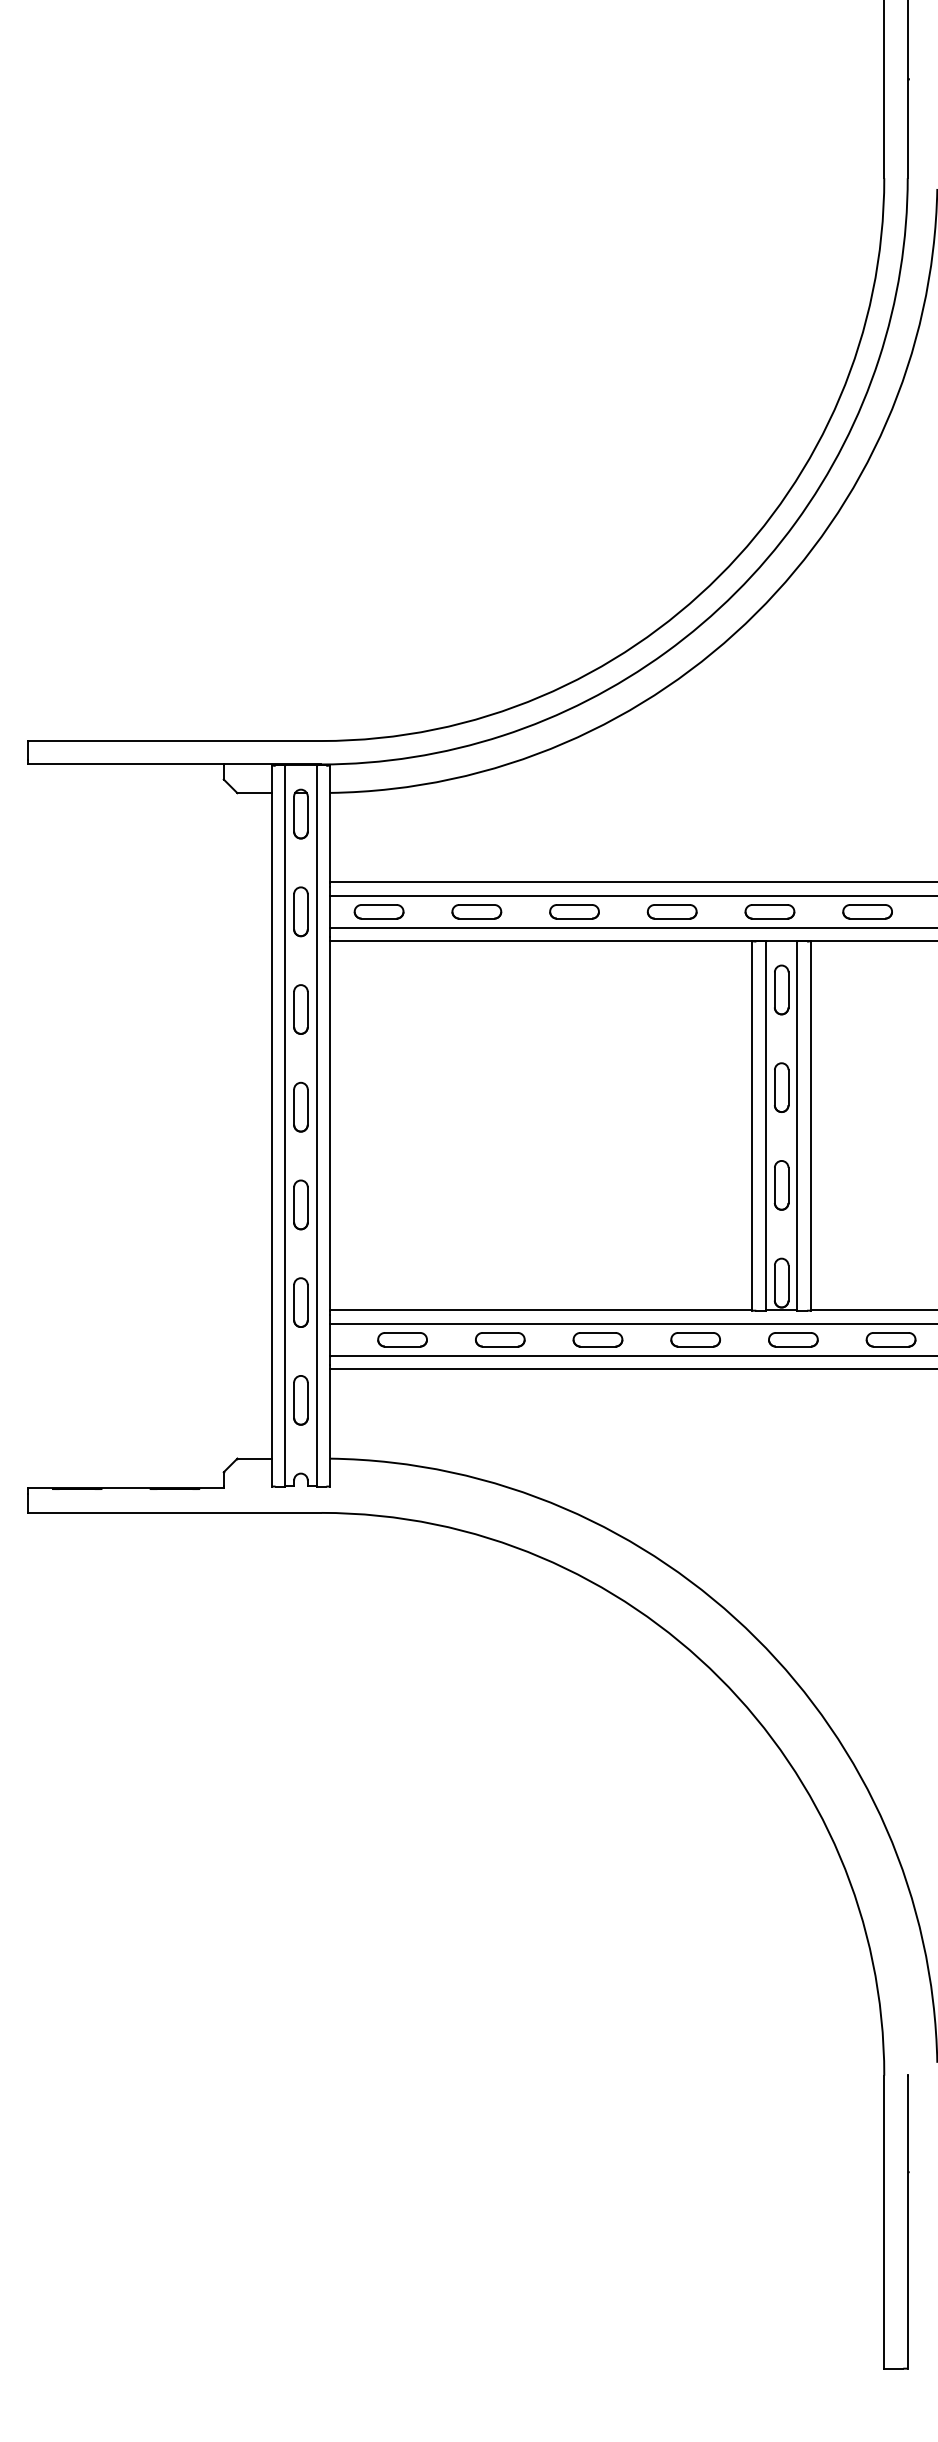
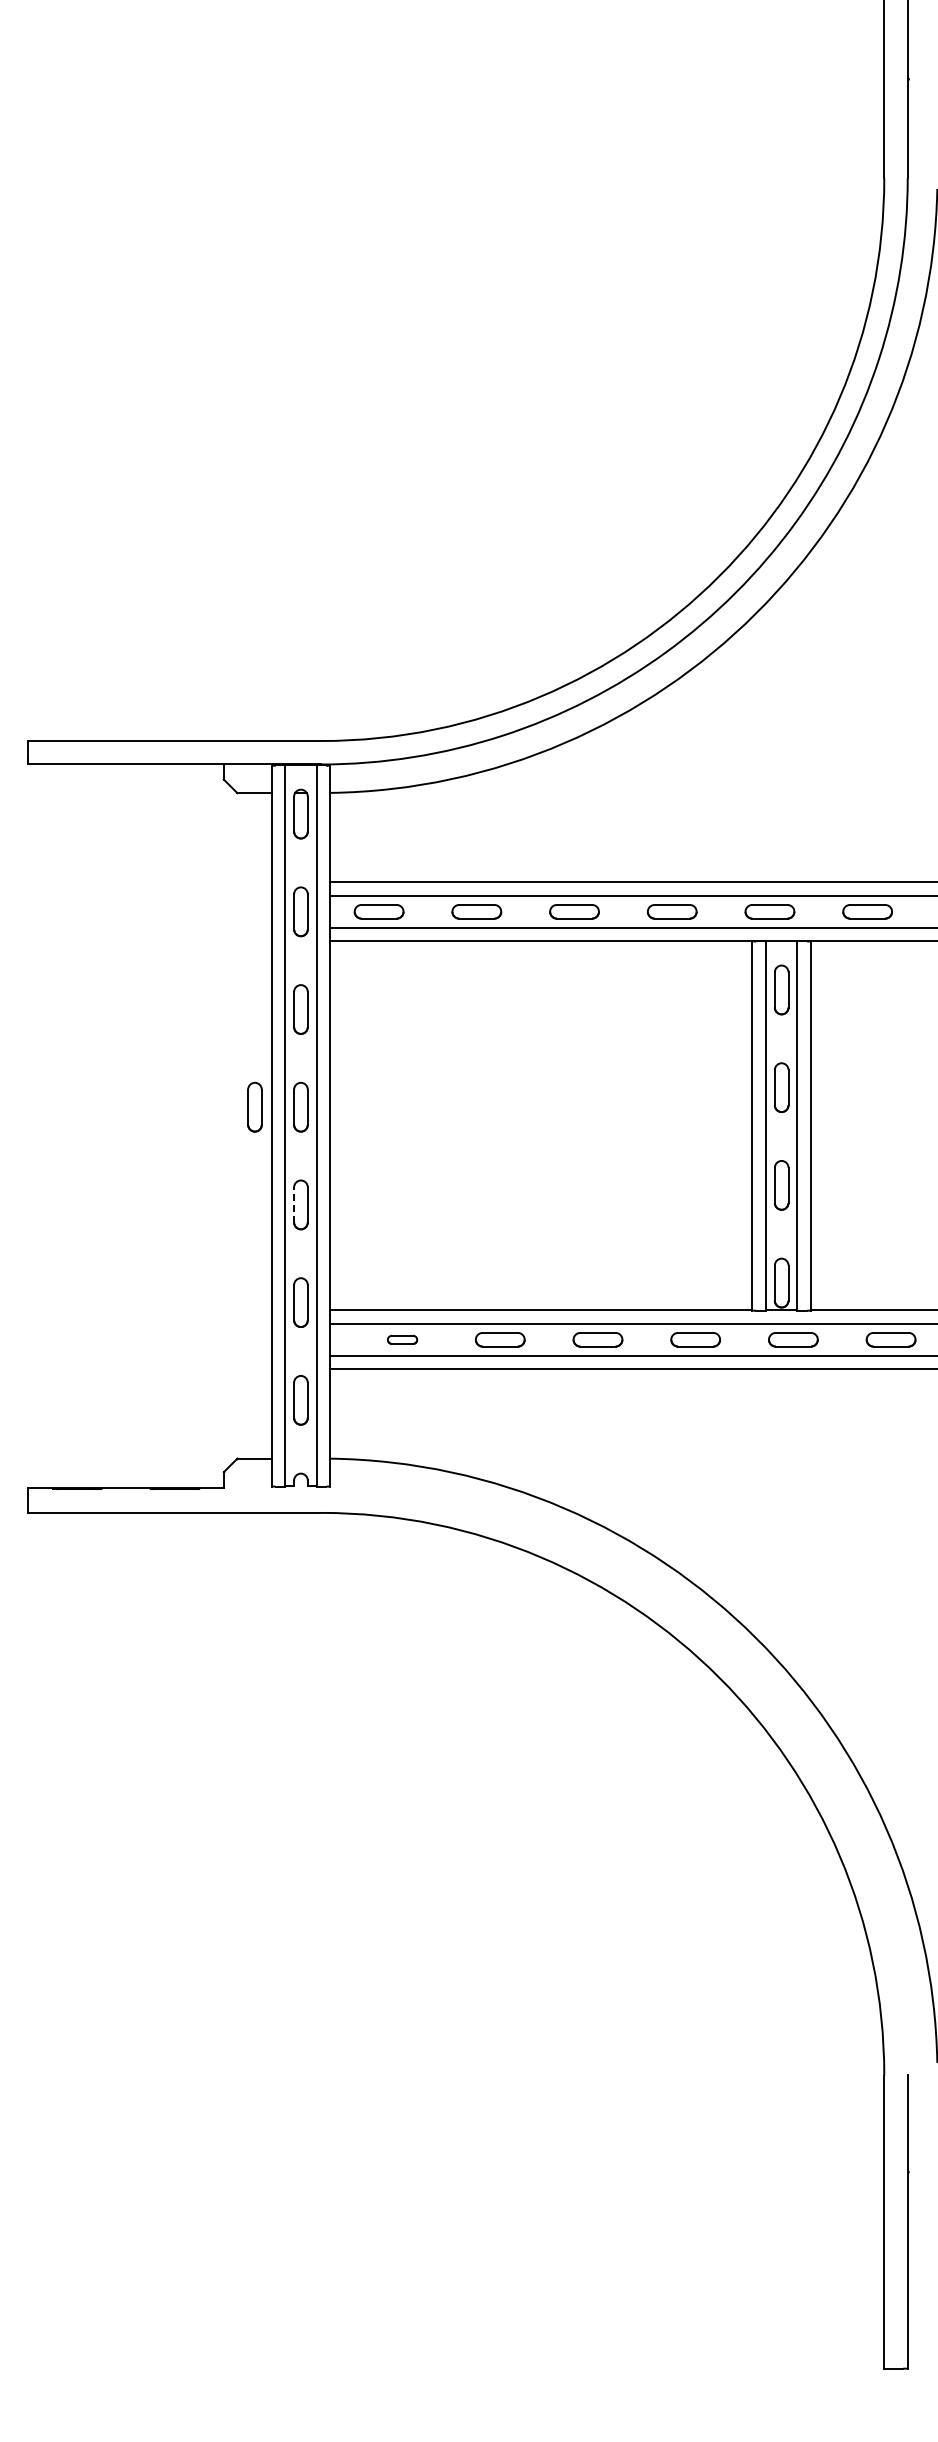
part: none -> present (254, 1106)
line: solid -> dashed (294, 1204)
part size: 51x16 px -> 32x11 px (402, 1339)
